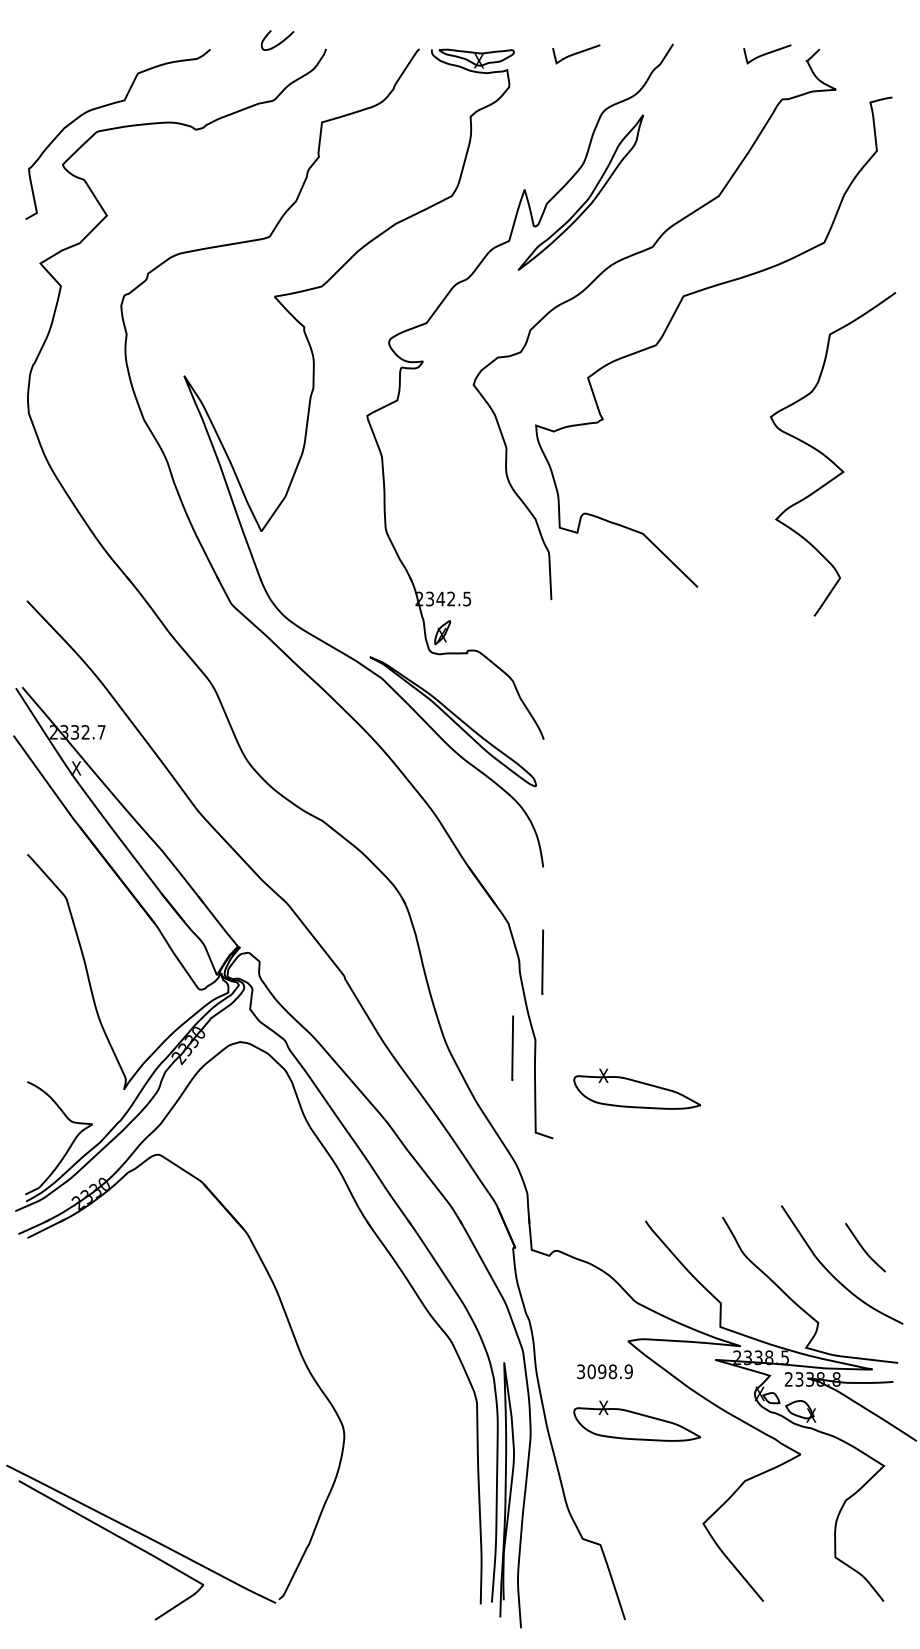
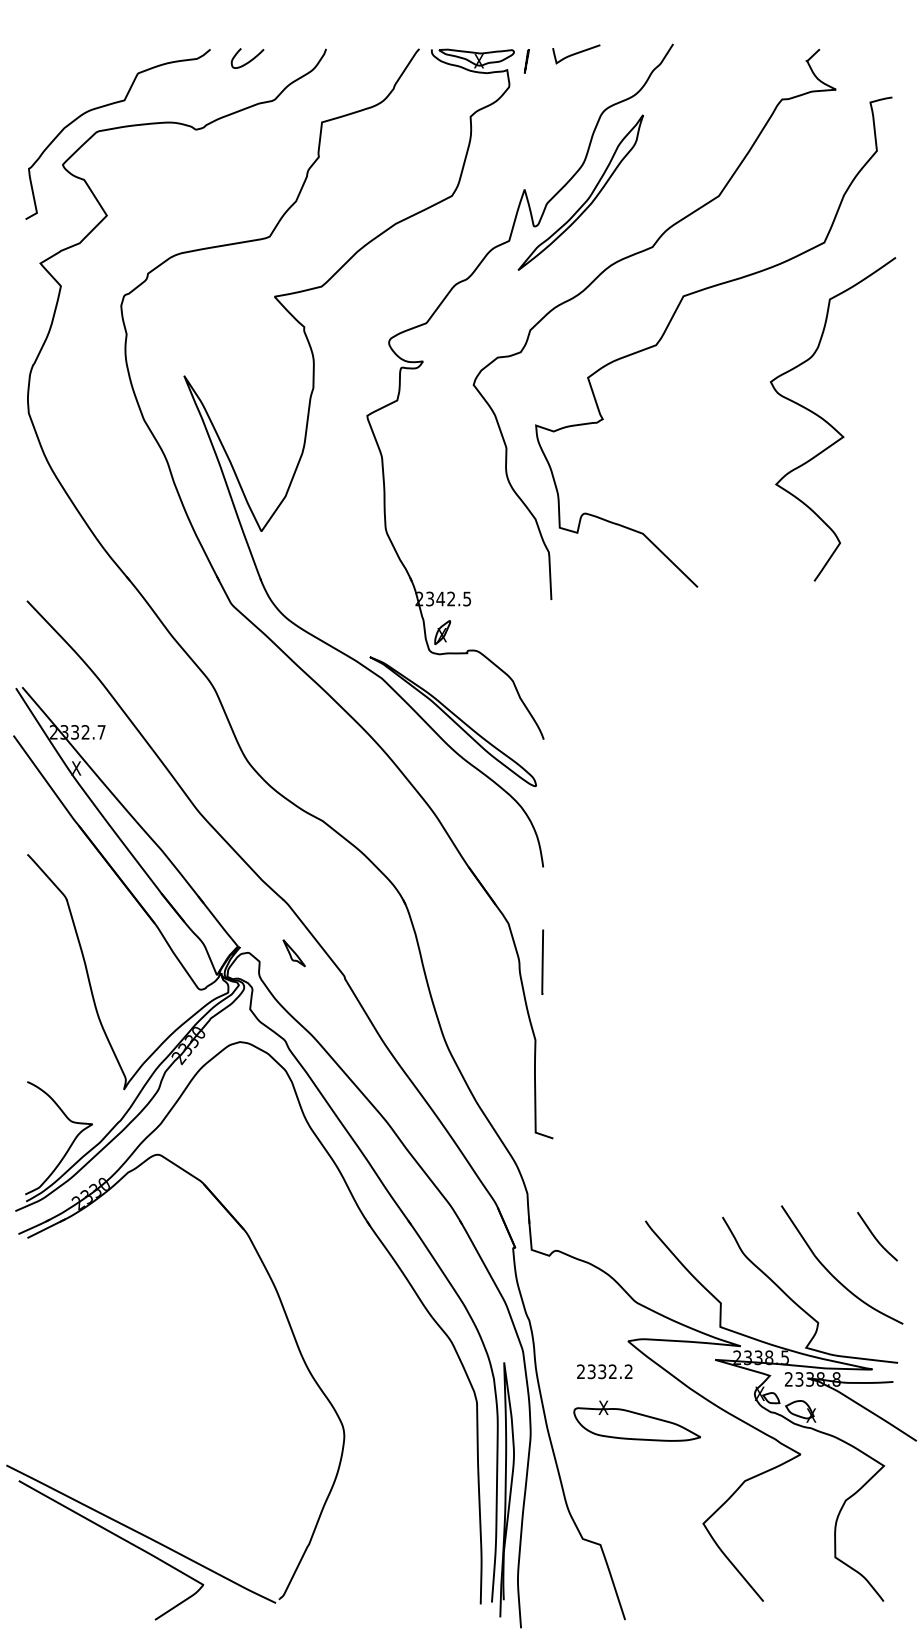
curve position: (279, 42) -> (249, 60) (249, 60)
curve: present -> none (767, 54)
line: none -> present (526, 61)
curve position: (828, 457) -> (828, 422) (828, 422)
part: none -> present (293, 953)
line: present -> none (512, 1047)
part: present -> none (636, 1088)
curve position: (864, 1248) -> (876, 1237) (876, 1237)
text: 3098.9 -> 2332.2 (604, 1371)
